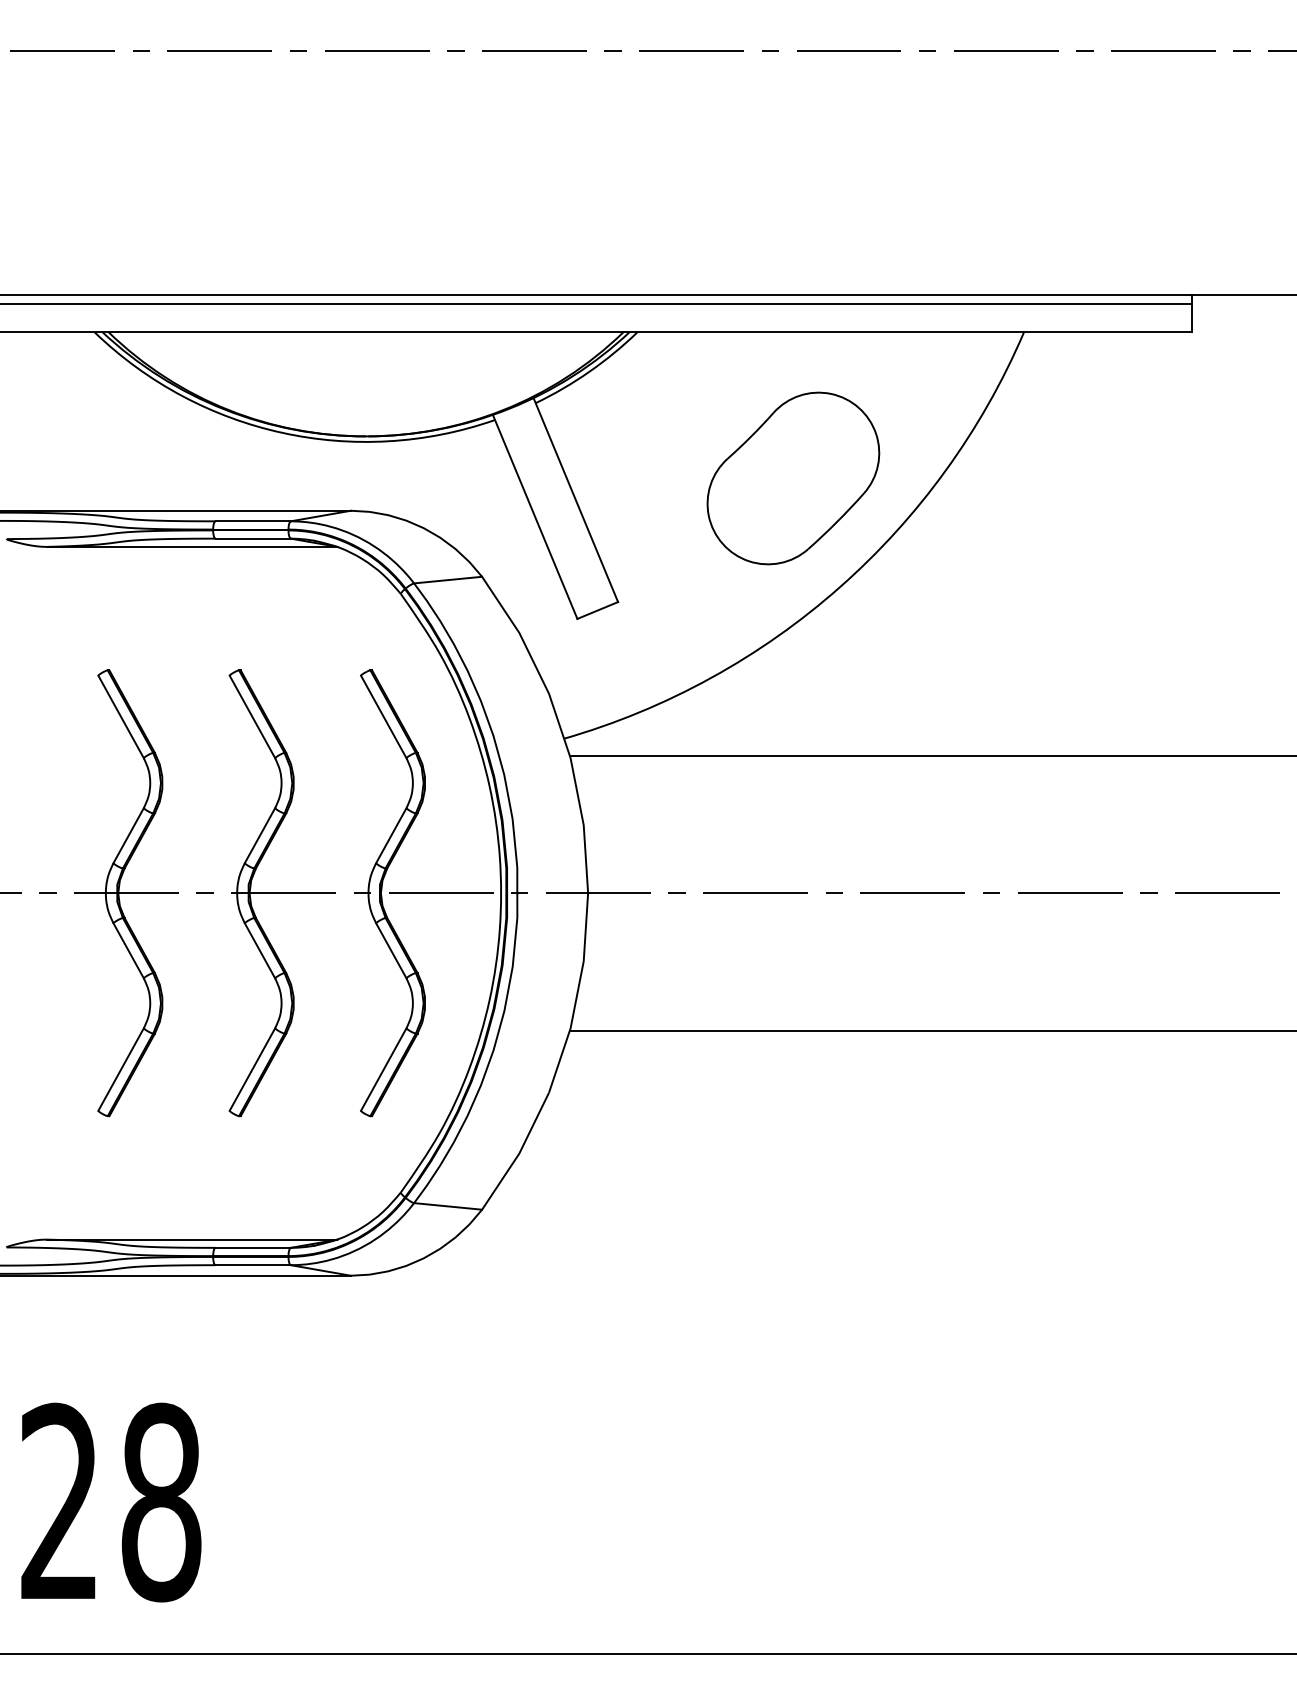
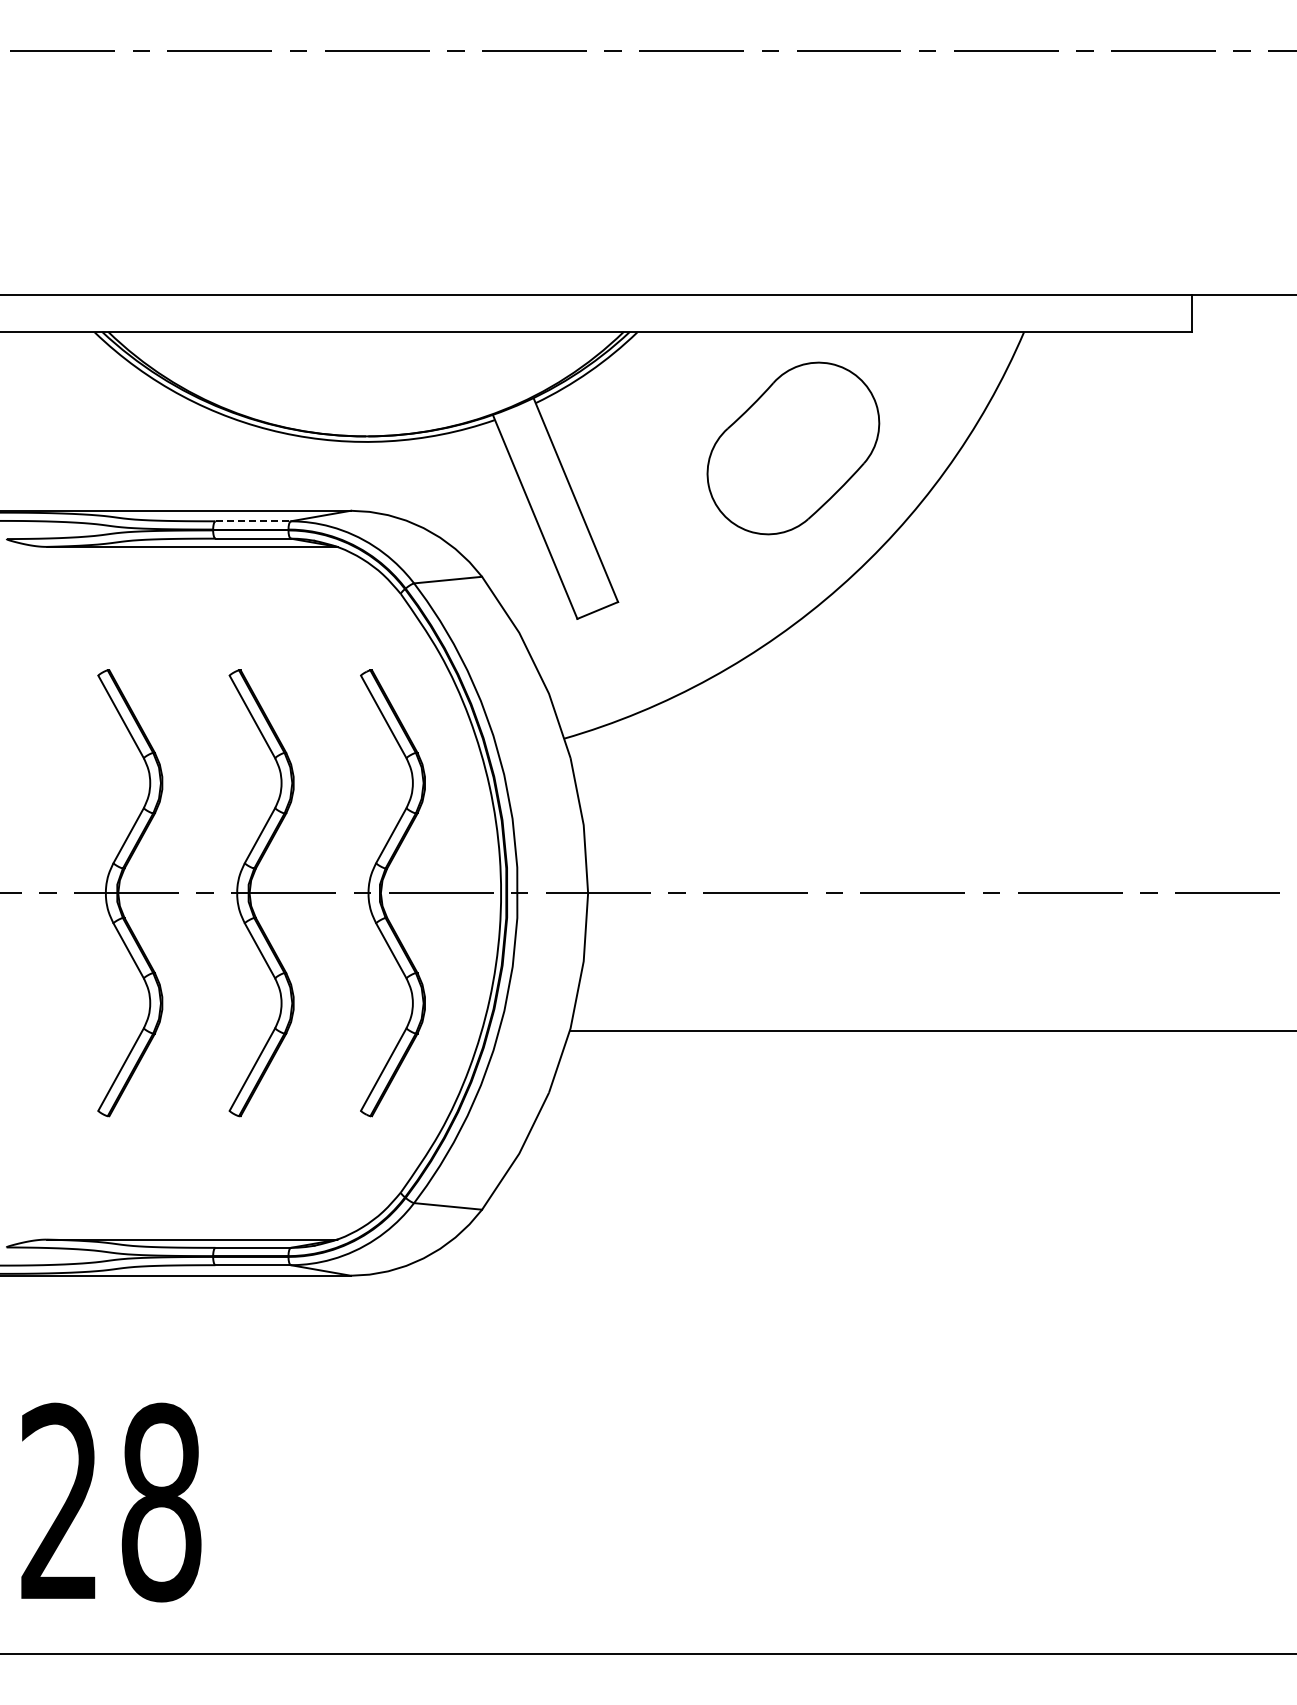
line: present -> none (596, 304)
part position: (793, 478) -> (793, 448) (793, 448)
line: solid -> dashed (253, 521)
line: present -> none (931, 755)
